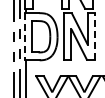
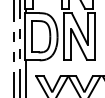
line: dashed -> solid (24, 36)
line: dashed -> solid (95, 36)
